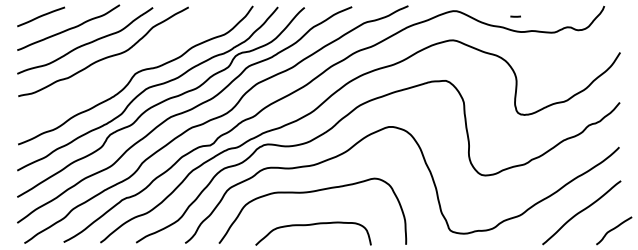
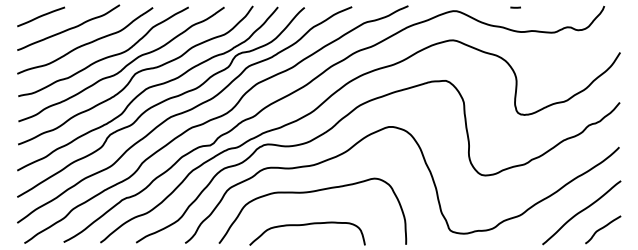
line position: (515, 16) -> (515, 7) (515, 7)
curve: none -> present (124, 66)
curve position: (313, 225) -> (307, 225) (307, 225)
curve position: (614, 229) -> (603, 228) (603, 228)
